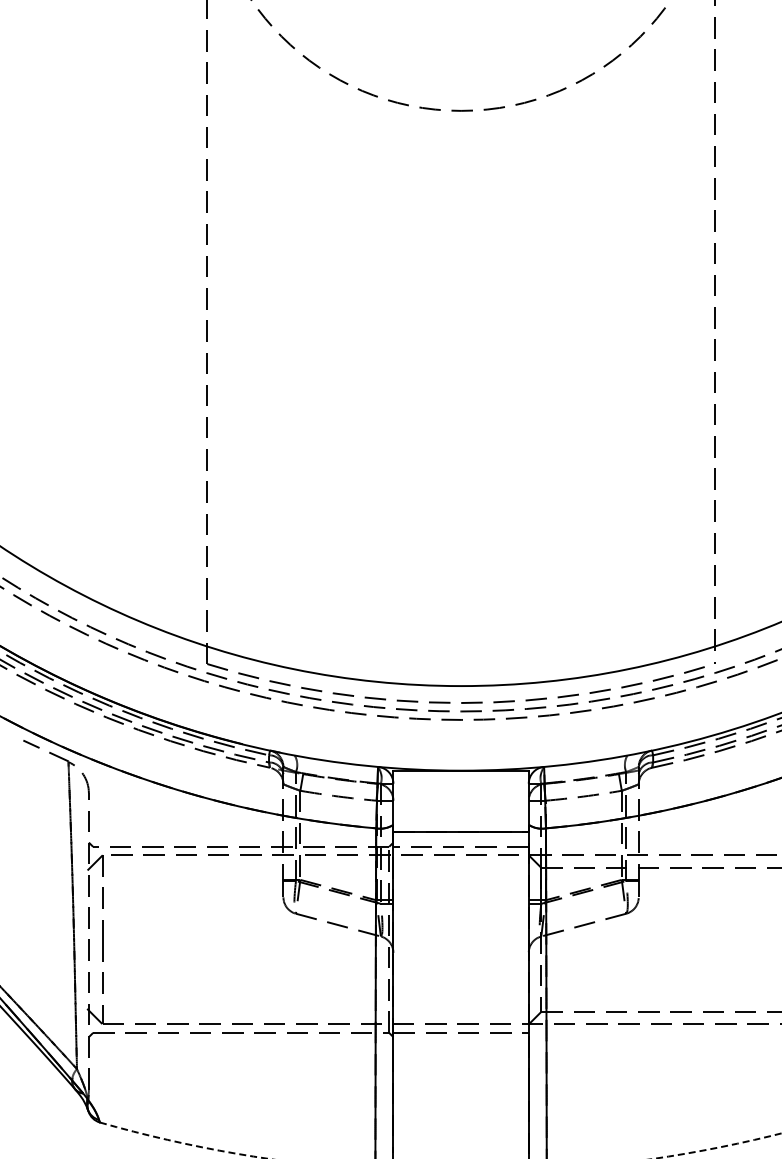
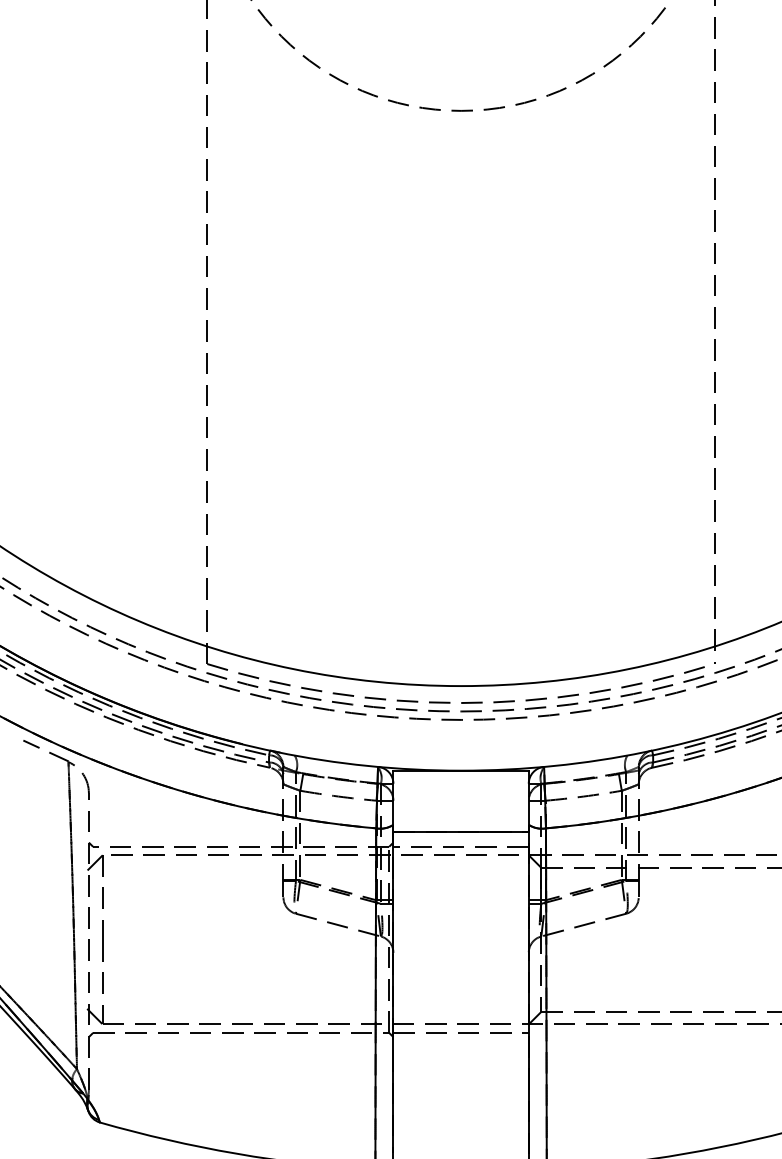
arc: dashed -> solid (182, 1143)
arc: dashed -> solid (719, 1147)
